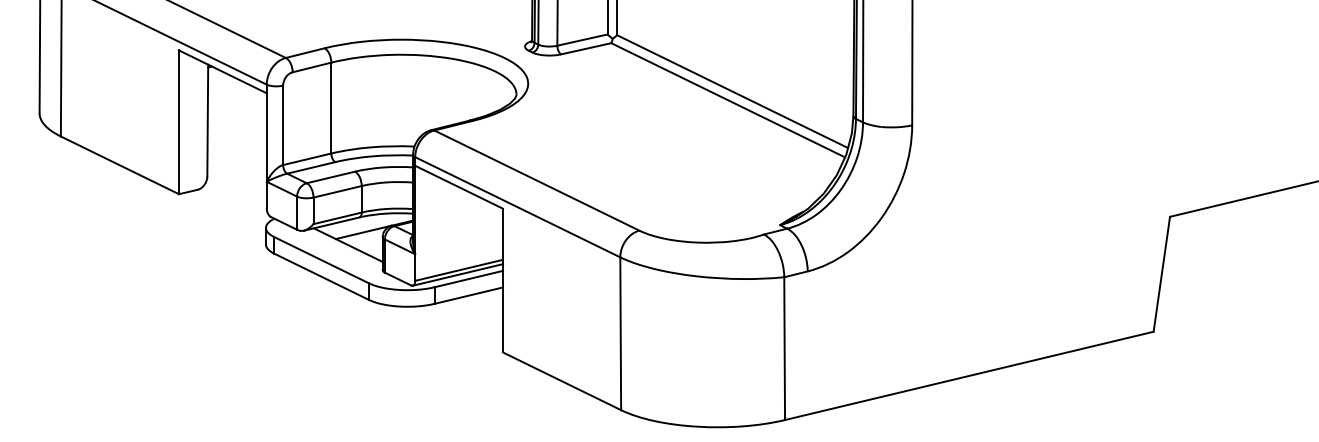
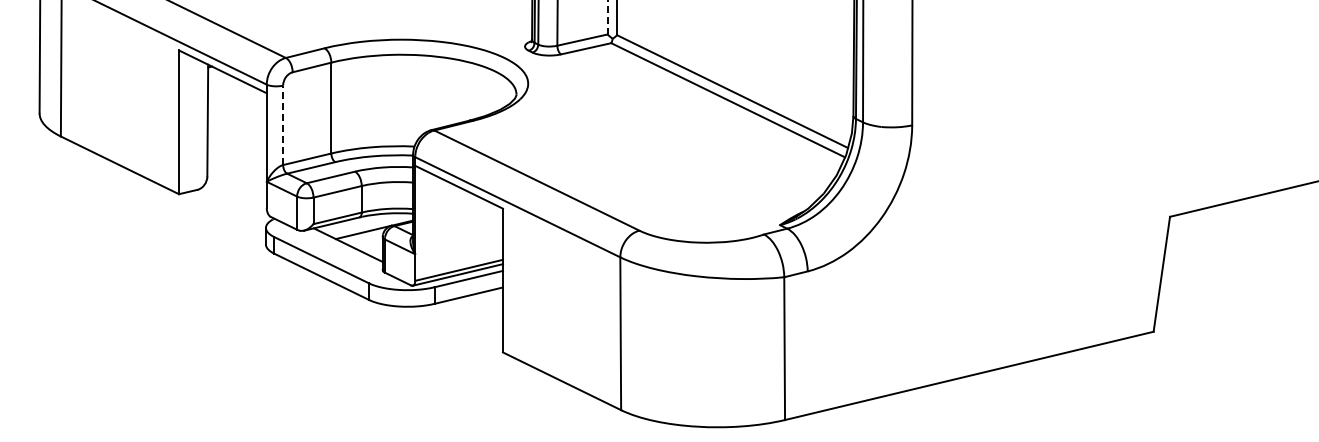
line: solid -> dashed (607, 17)
line: solid -> dashed (283, 125)
